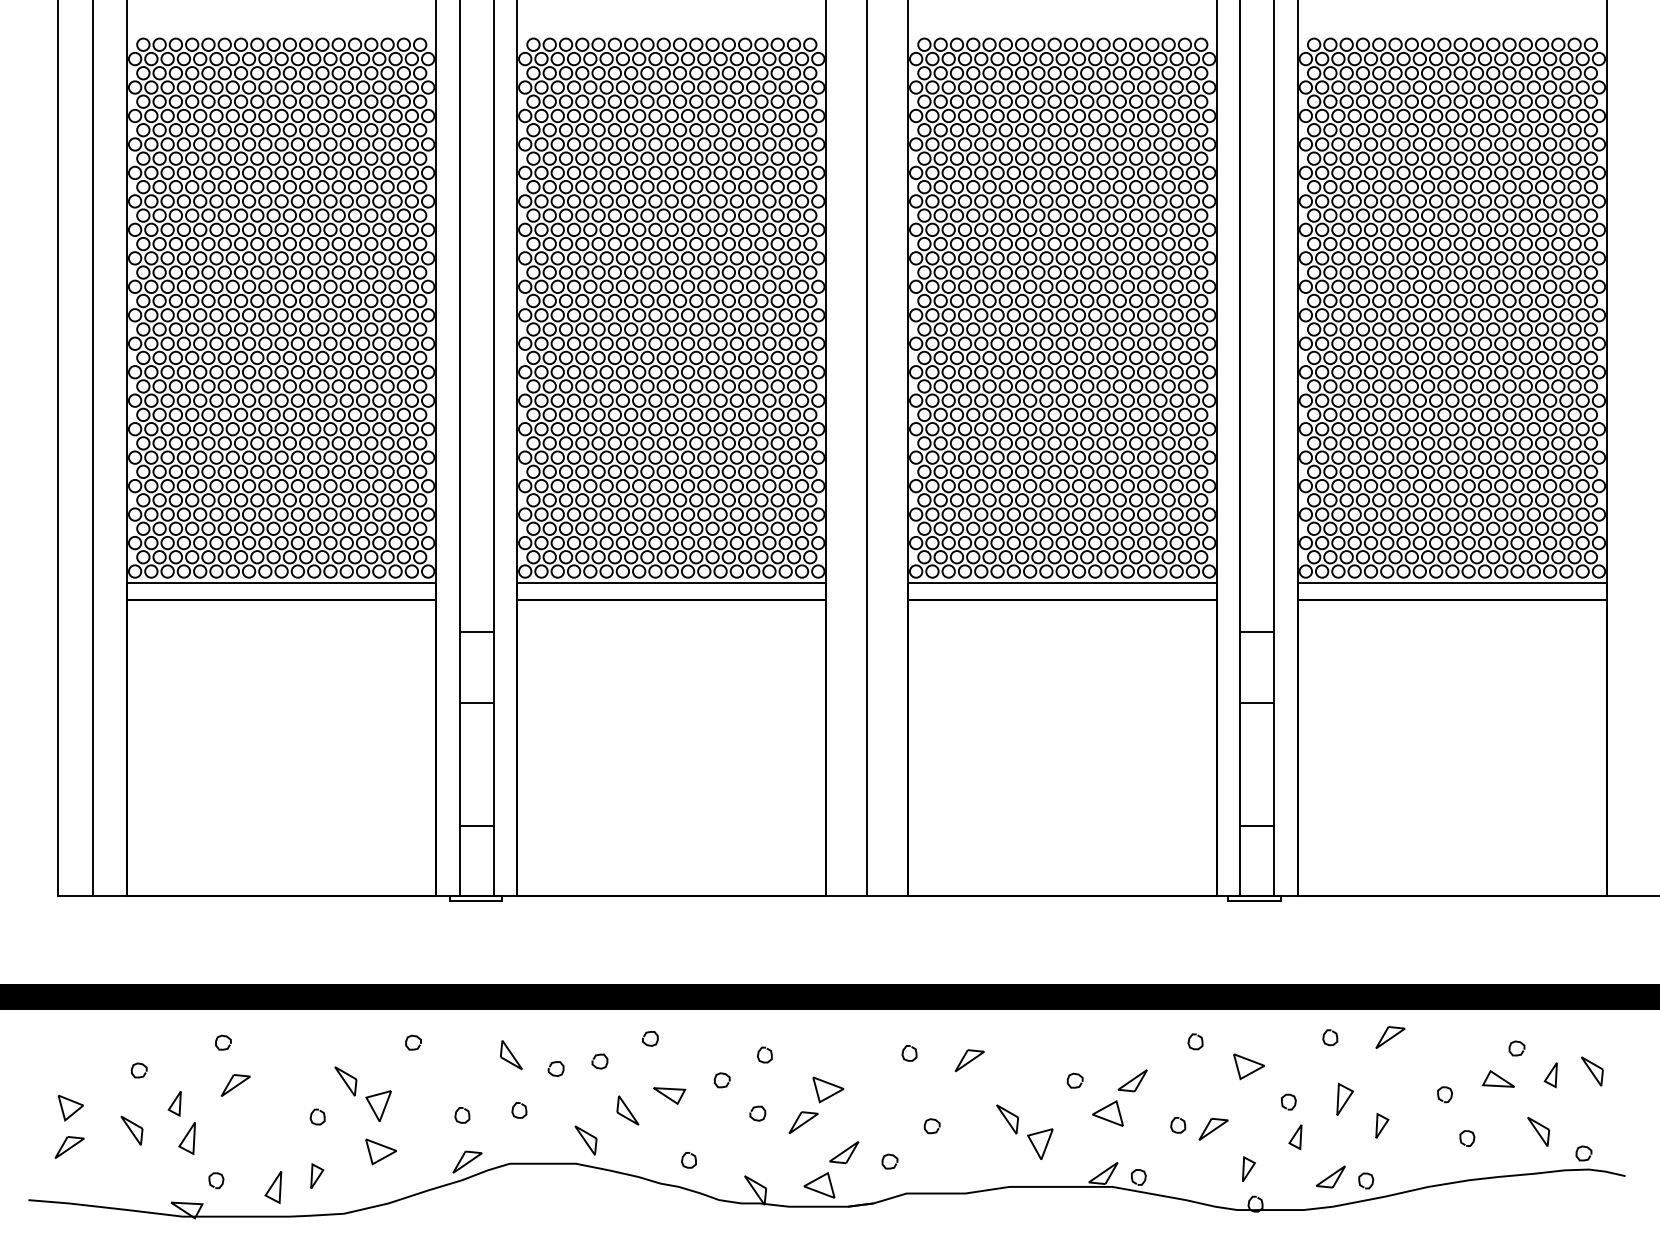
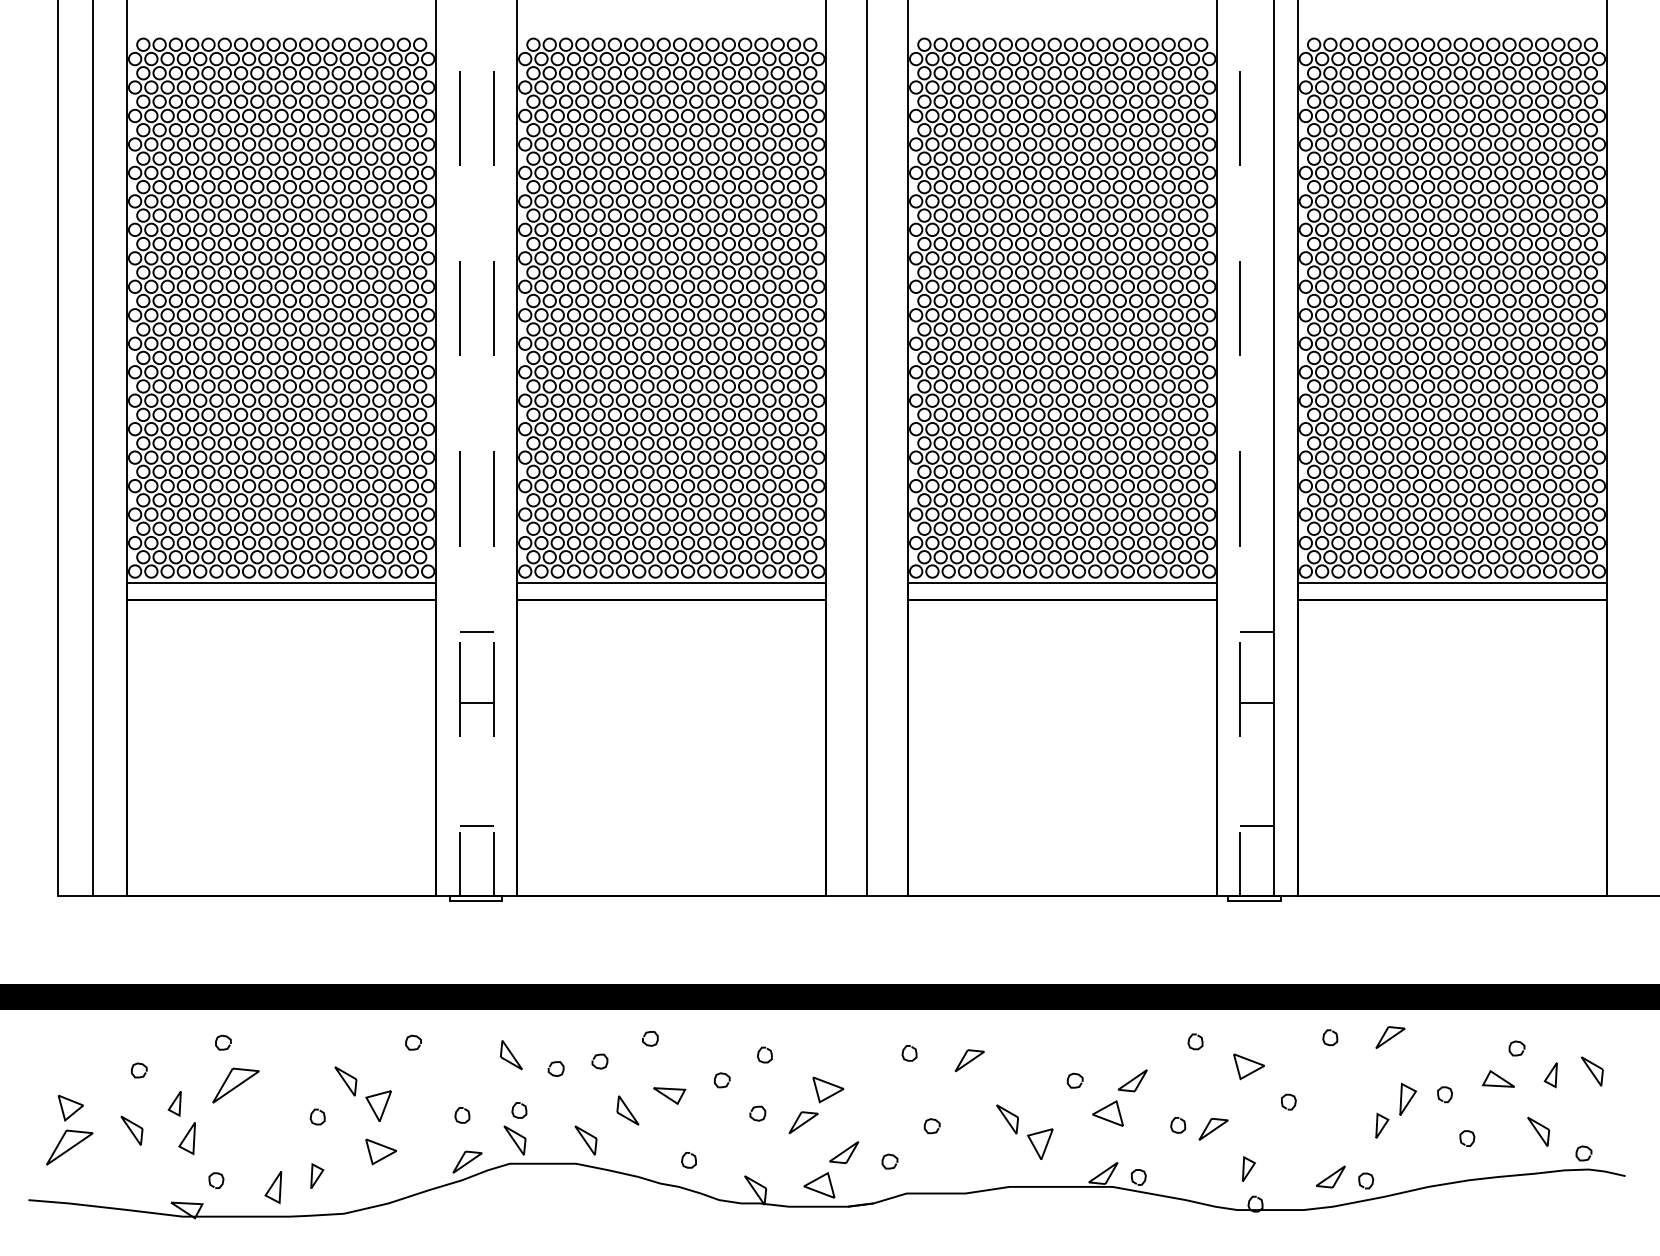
line: solid -> dashed (460, 448)
line: solid -> dashed (493, 448)
line: solid -> dashed (1239, 448)
part size: 31x23 px -> 48x37 px (235, 1085)
part position: (1345, 1098) -> (1408, 1098) (1408, 1098)
part: present -> none (1295, 1137)
part: none -> present (514, 1140)
part size: 31x23 px -> 48x37 px (69, 1147)
